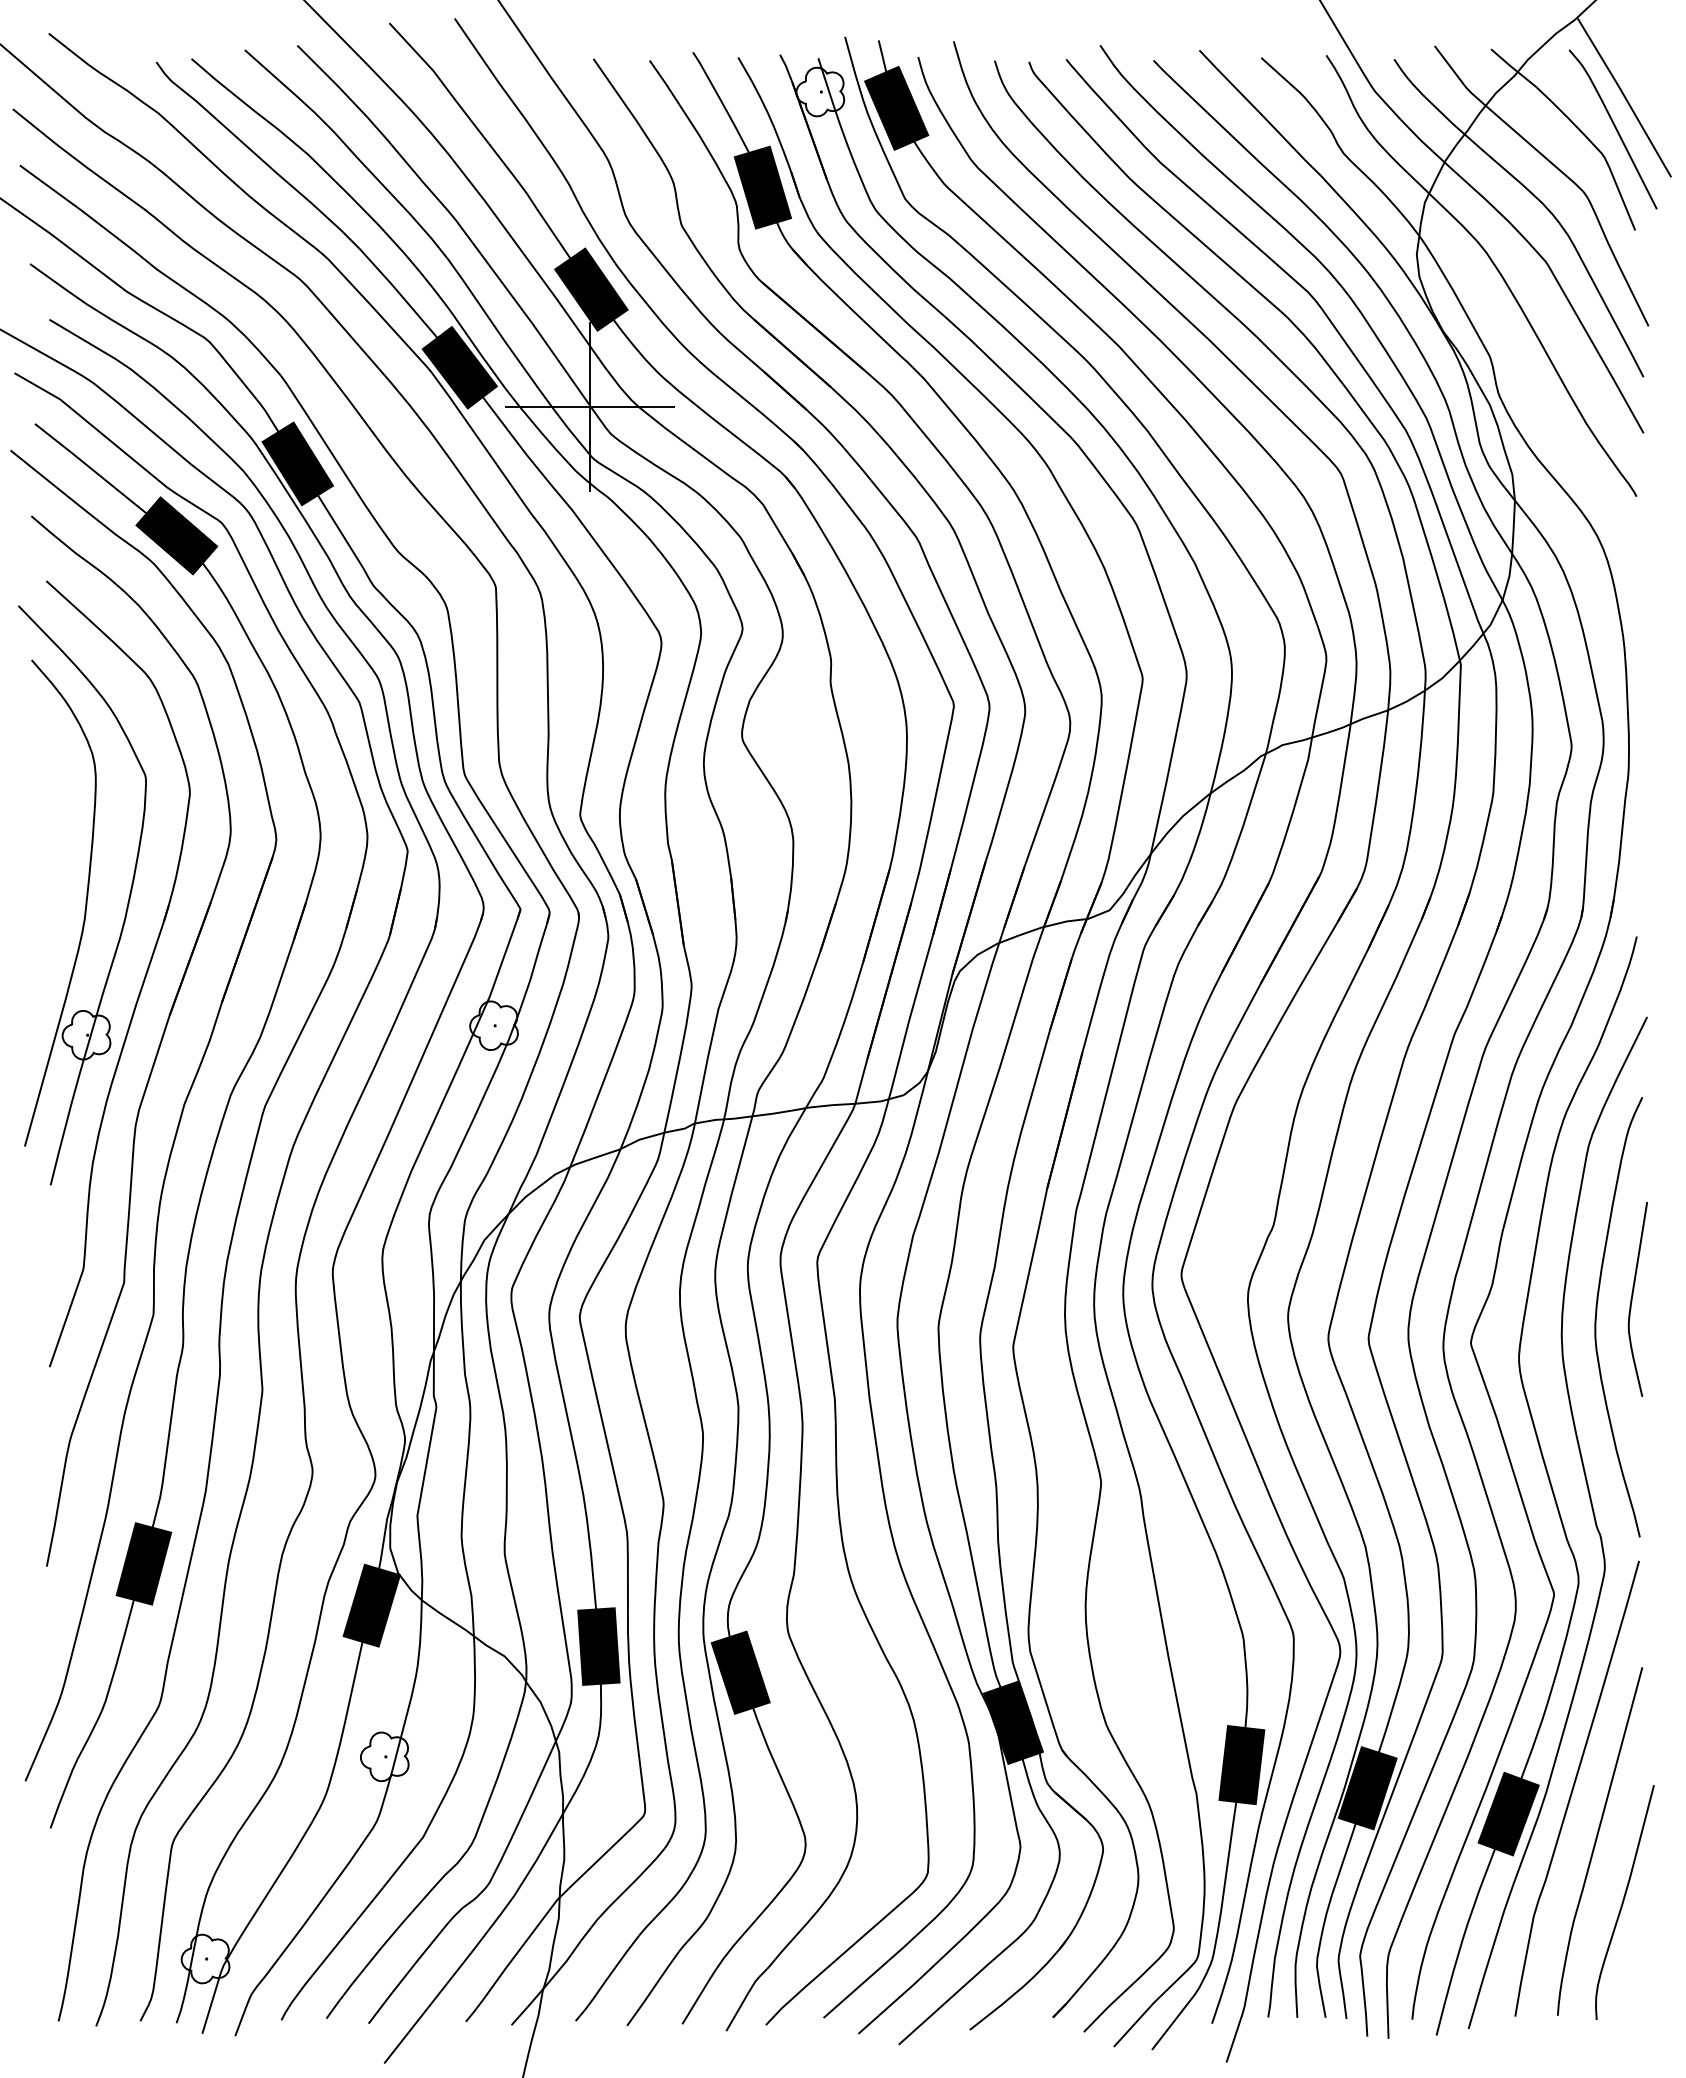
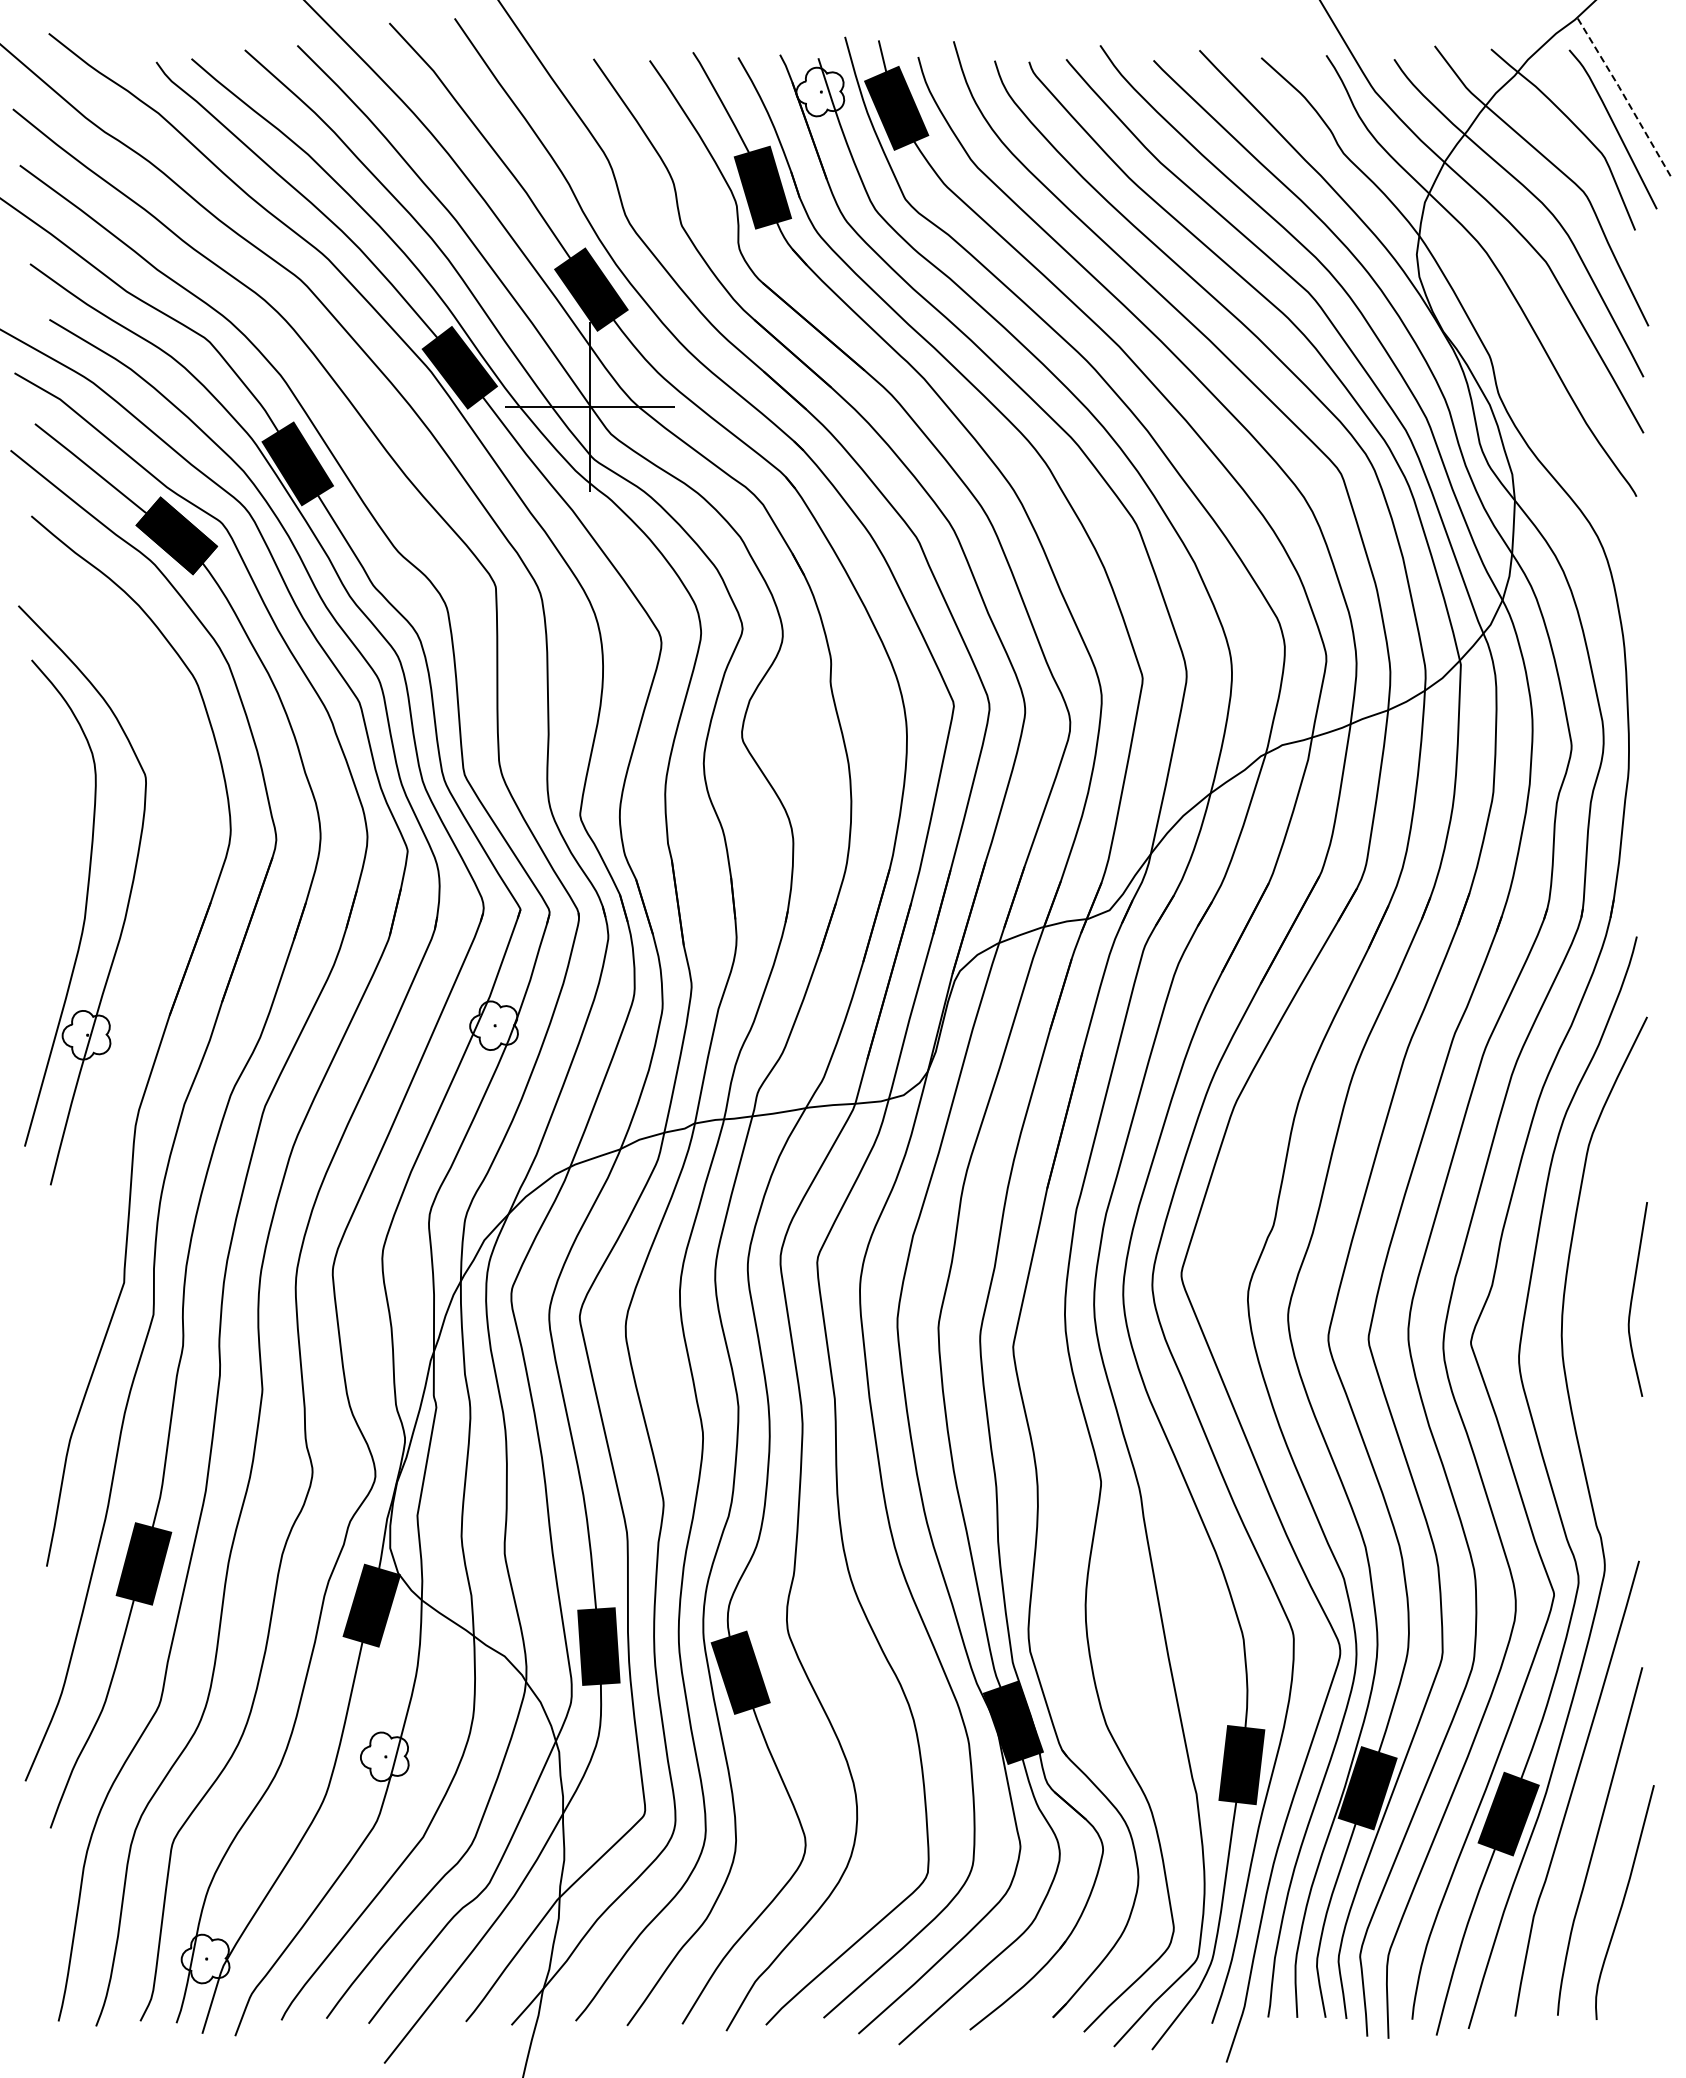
line: solid -> dashed (1625, 97)
part: present -> none (142, 982)
curve: present -> none (1597, 1312)
